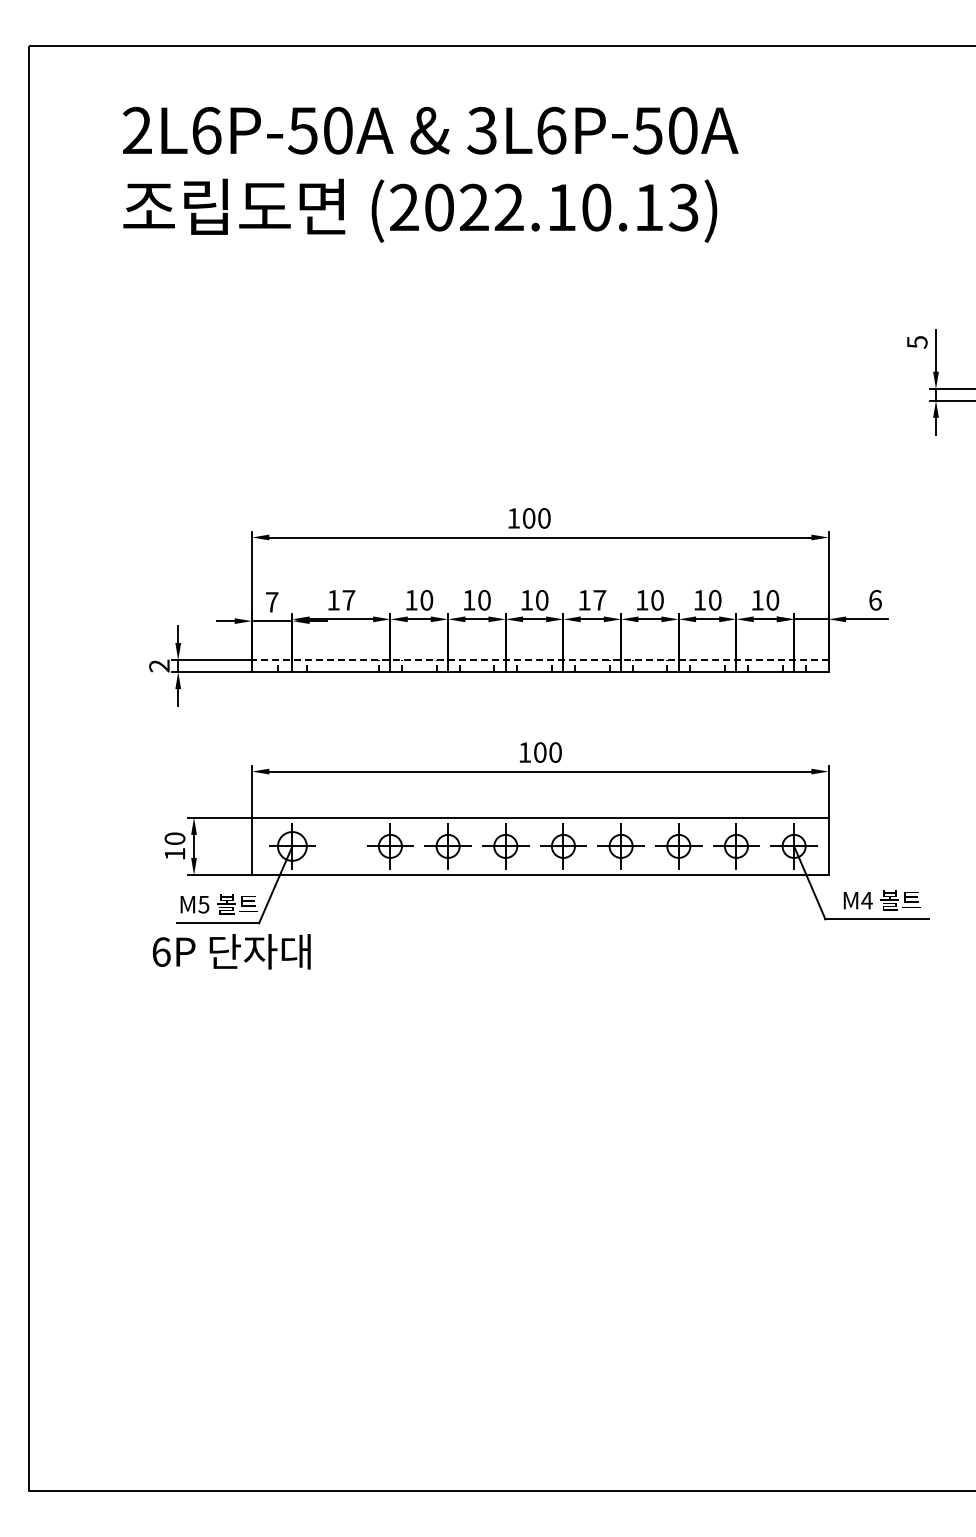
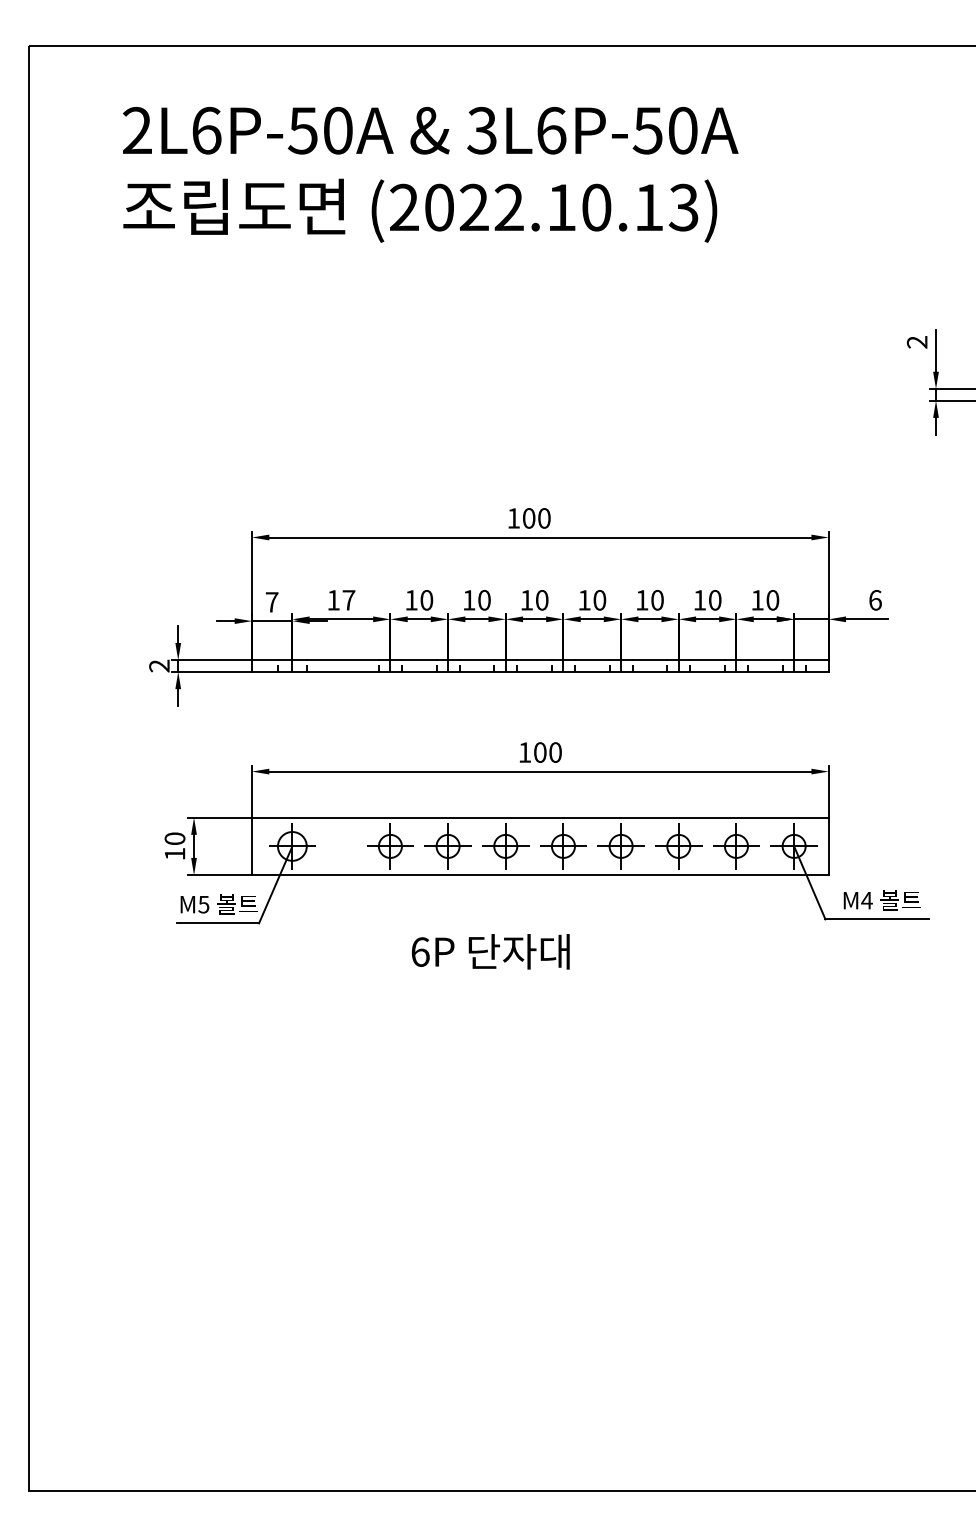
text: 5 -> 2 (916, 342)
text: 17 -> 10 (599, 600)
line: dashed -> solid (539, 660)
text position: (231, 951) -> (490, 951) (490, 951)
